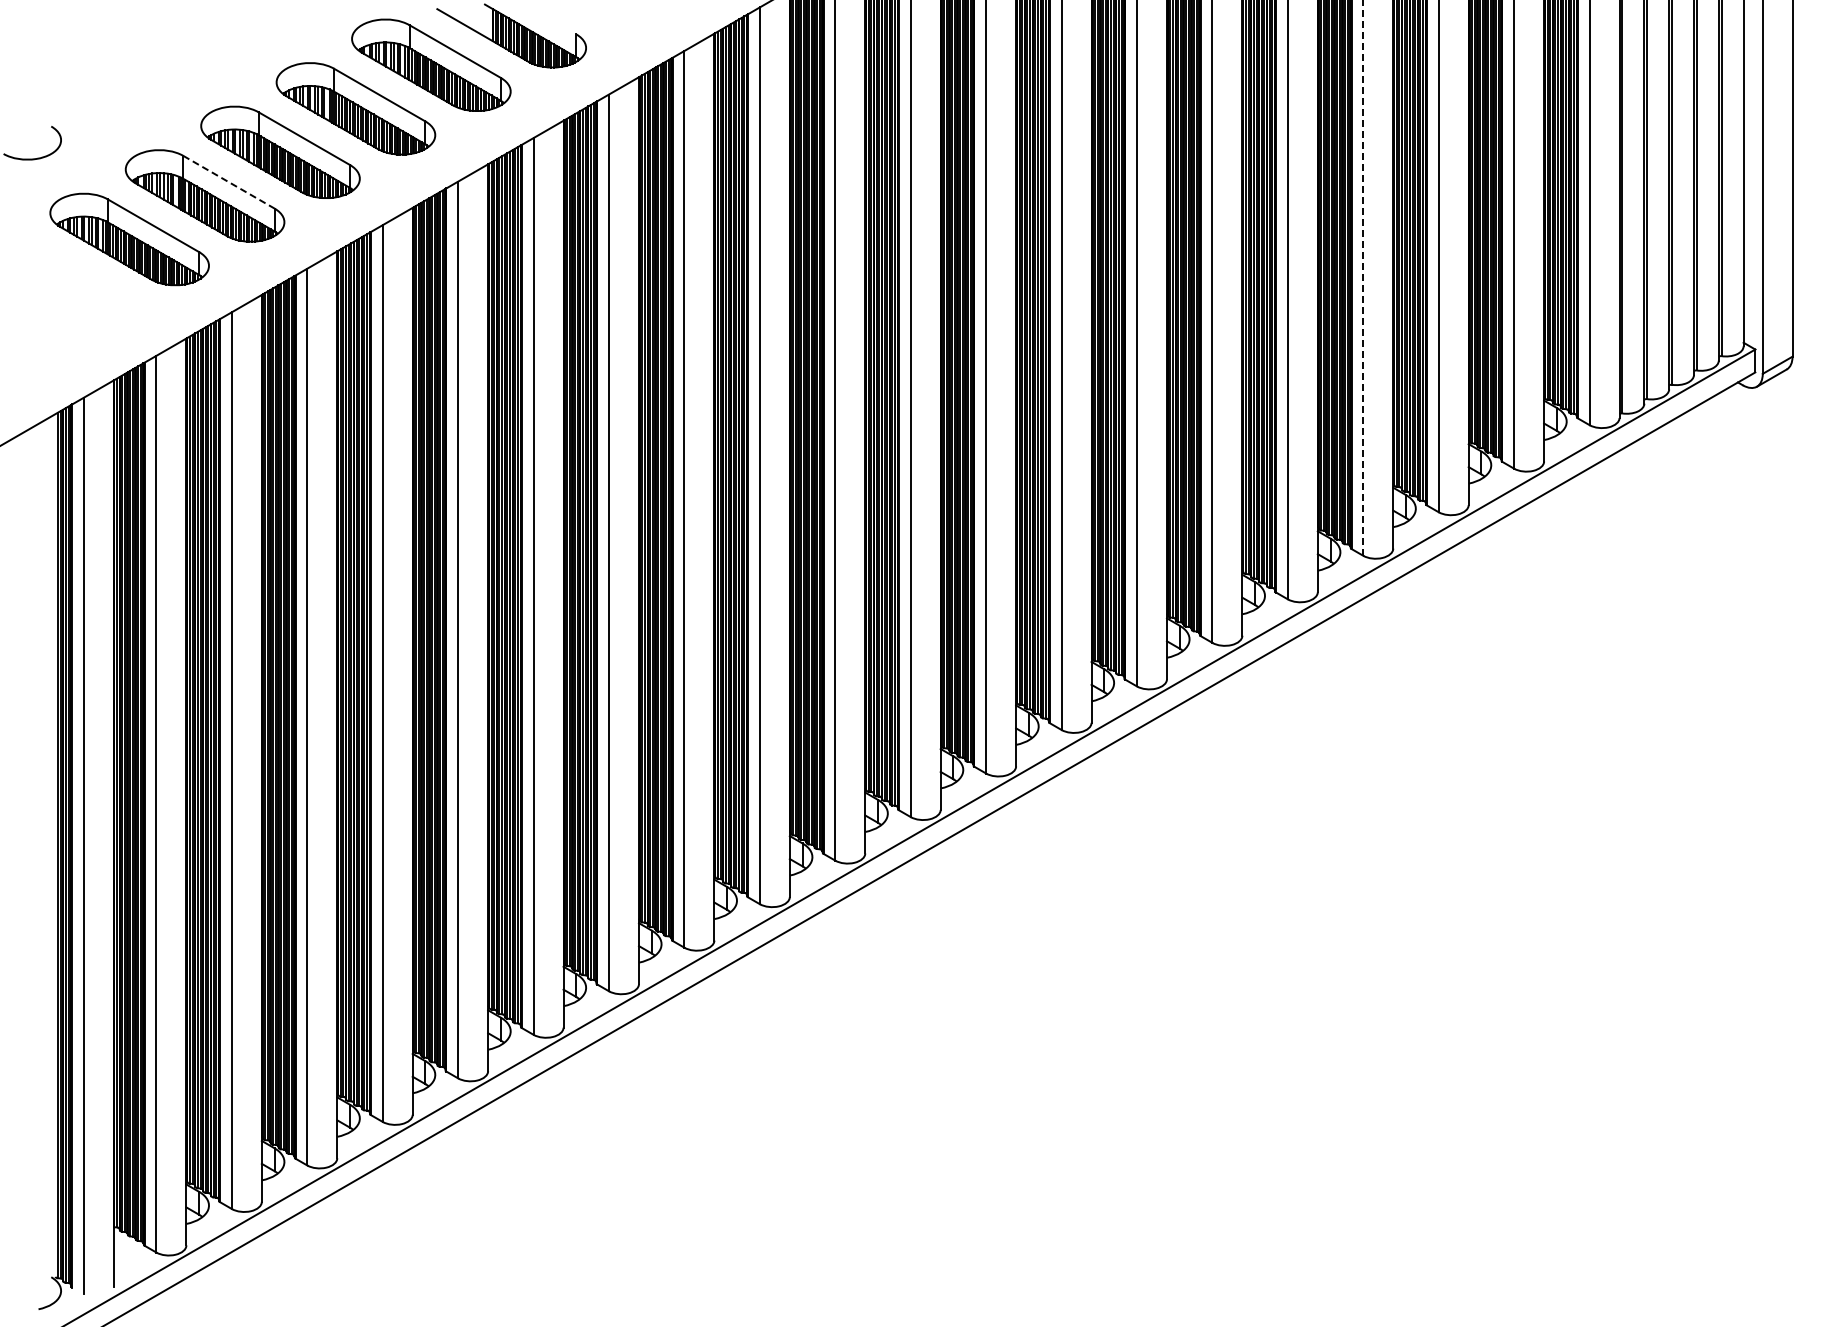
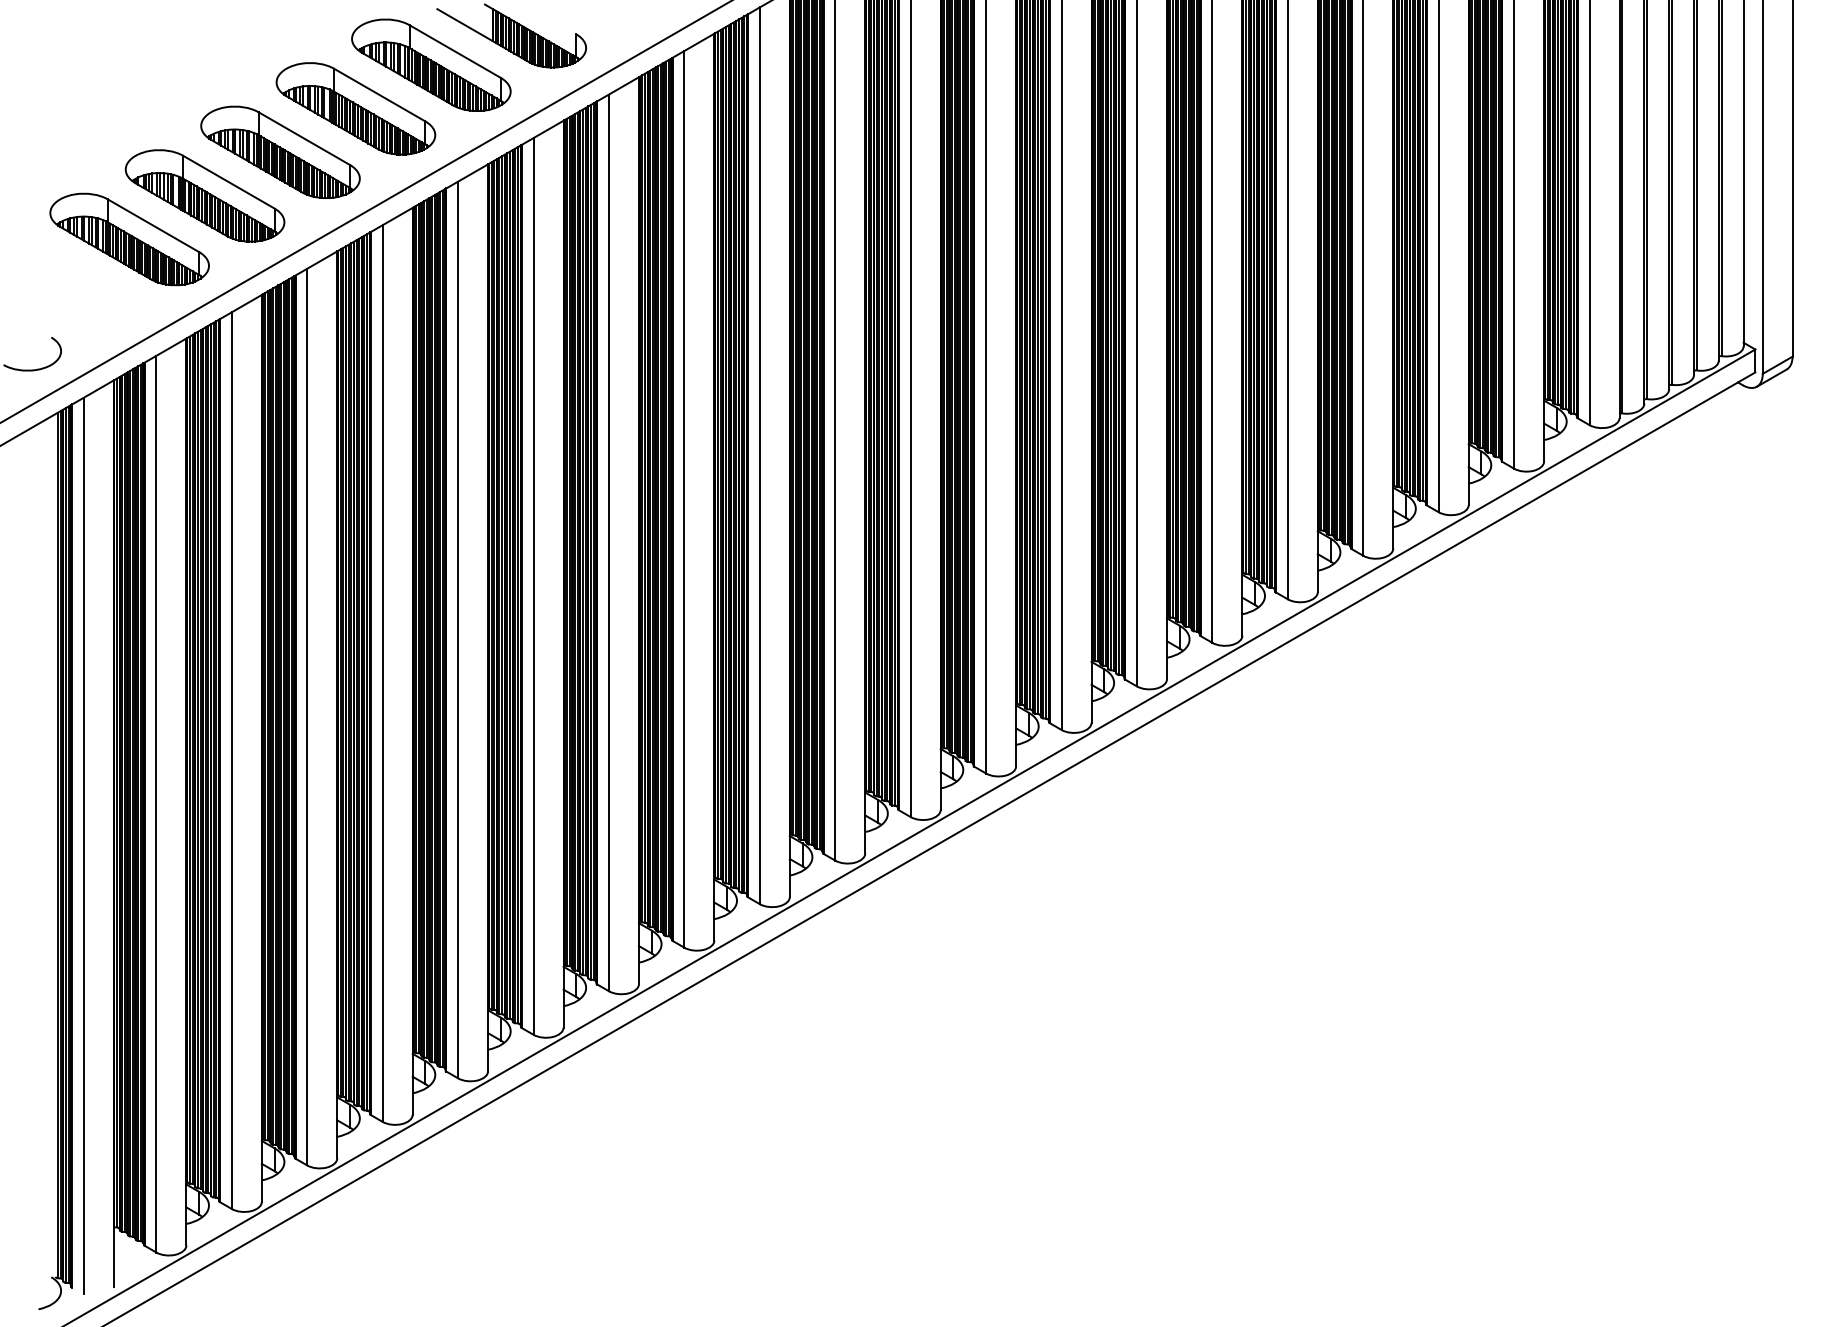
curve position: (37, 157) -> (37, 368) (37, 368)
line: dashed -> solid (228, 182)
line: none -> present (365, 211)
line: dashed -> solid (1363, 277)
